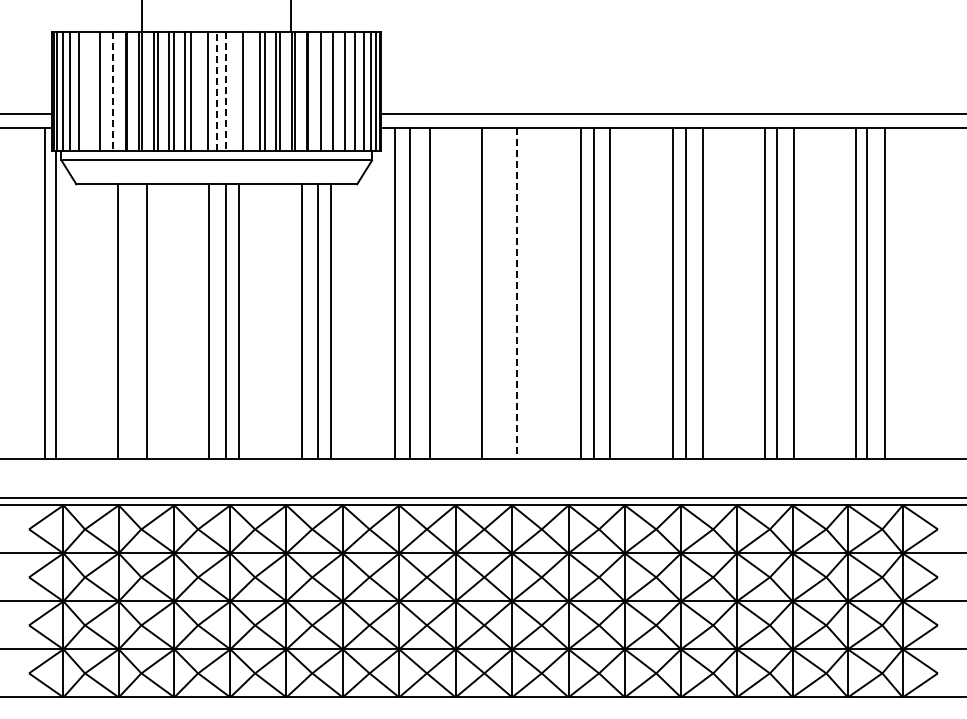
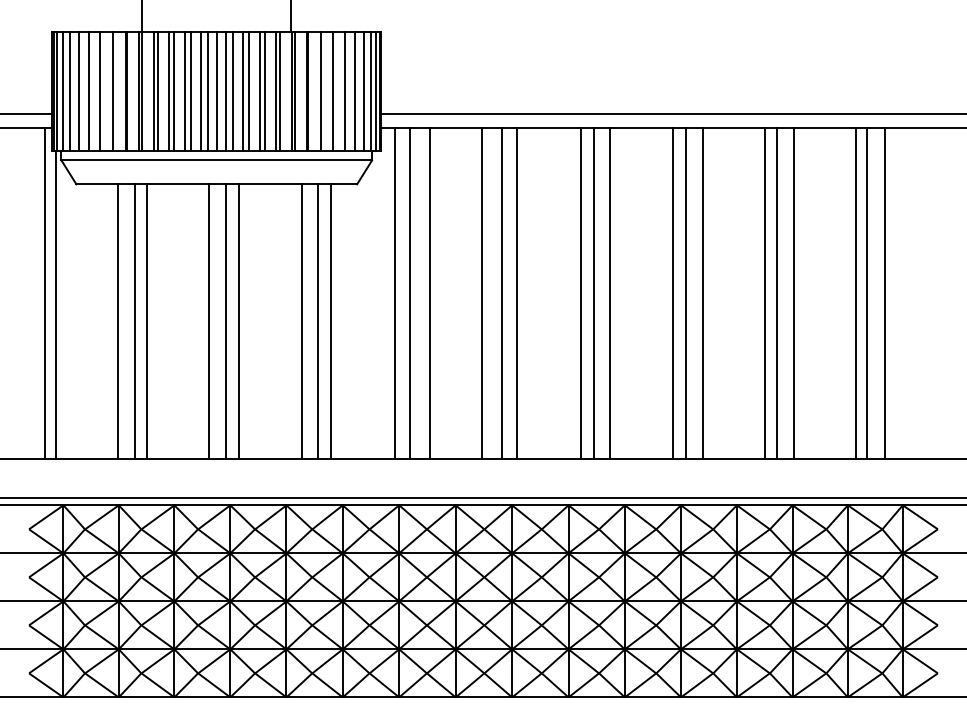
line: none -> present (88, 91)
line: dashed -> solid (113, 91)
line: none -> present (200, 91)
line: dashed -> solid (216, 91)
line: dashed -> solid (225, 91)
line: none -> present (233, 91)
line: none -> present (249, 91)
line: none -> present (502, 293)
line: dashed -> solid (517, 294)
line: none -> present (134, 321)
